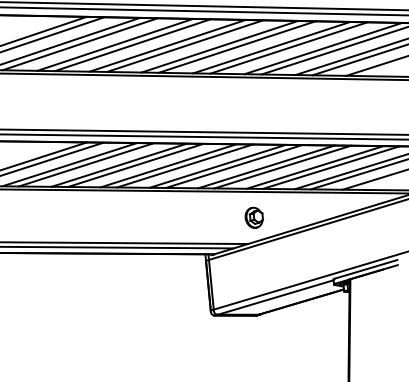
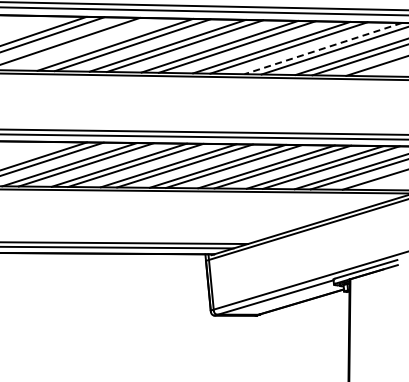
line: present -> none (79, 44)
line: solid -> dashed (323, 48)
part: present -> none (253, 217)
